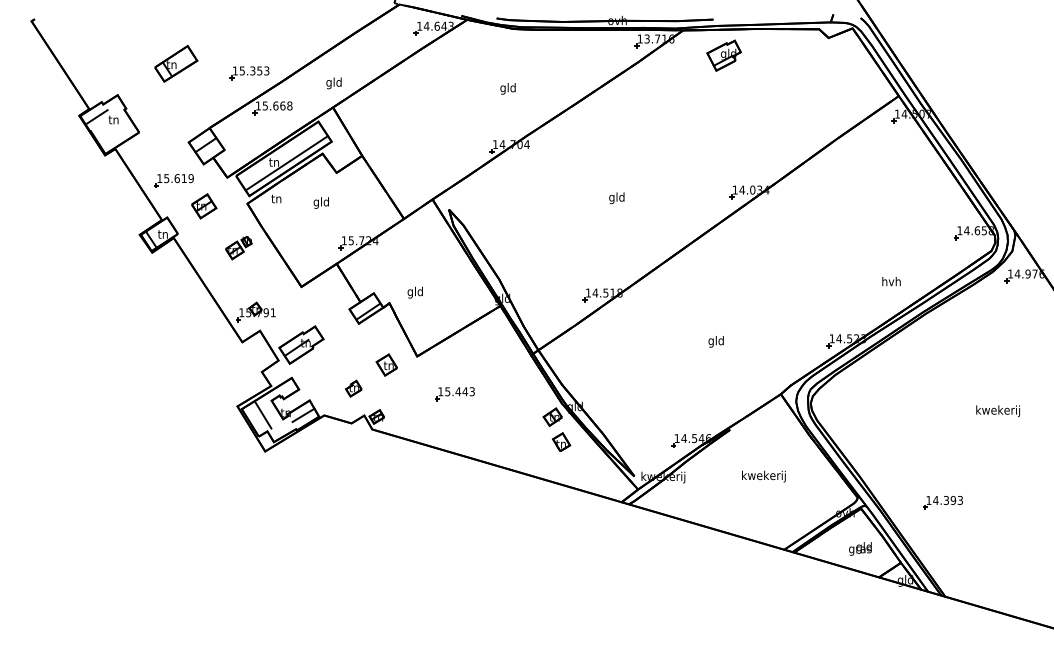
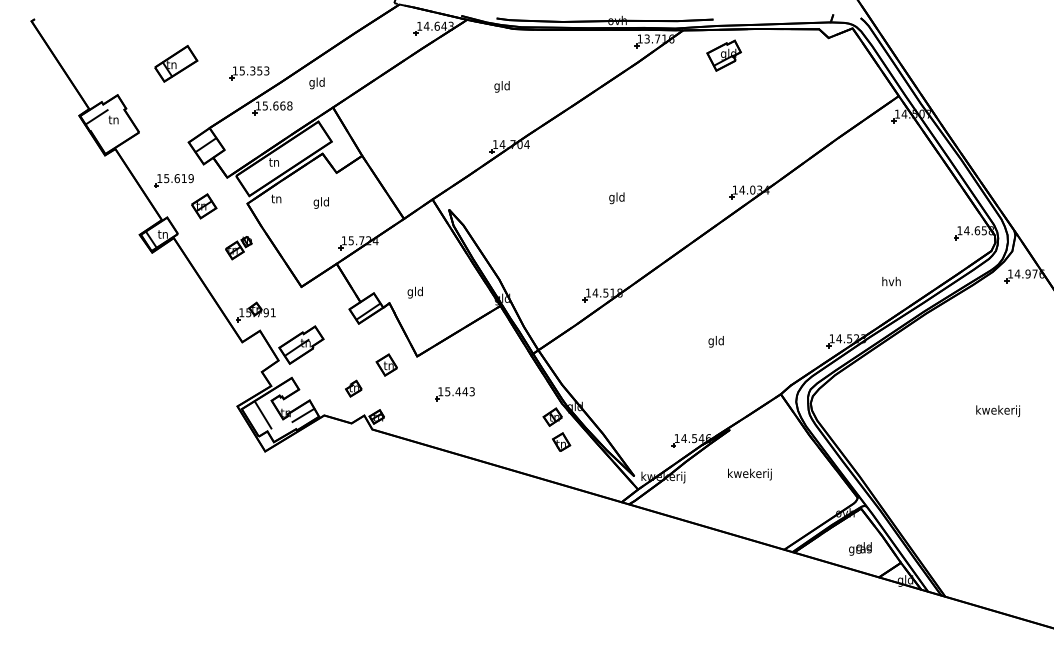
text position: (333, 83) -> (316, 83) (316, 83)
text position: (507, 88) -> (501, 86) (501, 86)
line: present -> none (286, 163)
text position: (763, 476) -> (749, 474) (749, 474)
part: present -> none (942, 502)
